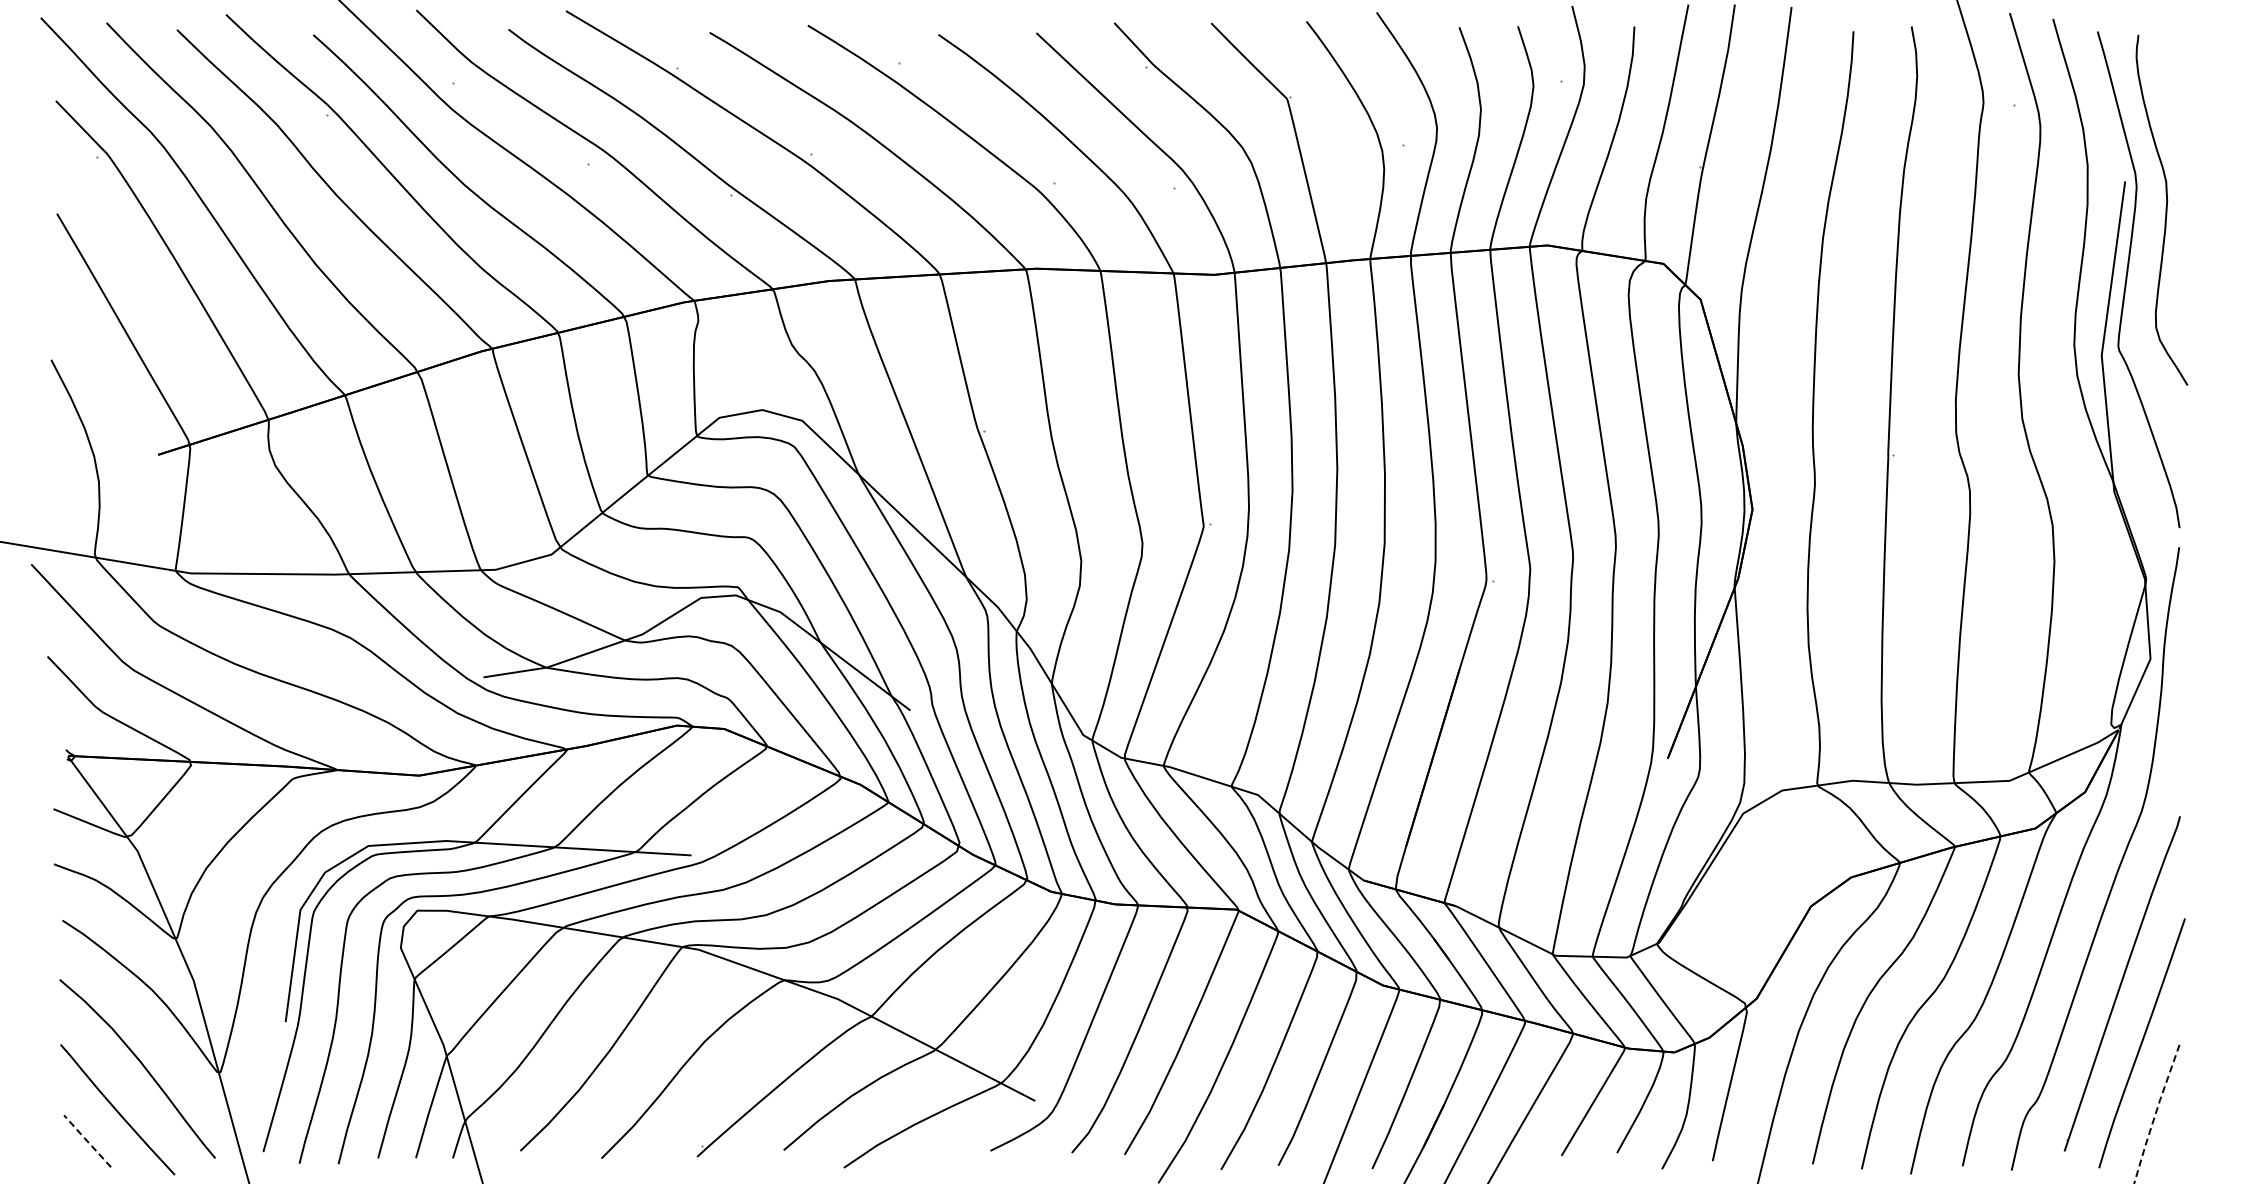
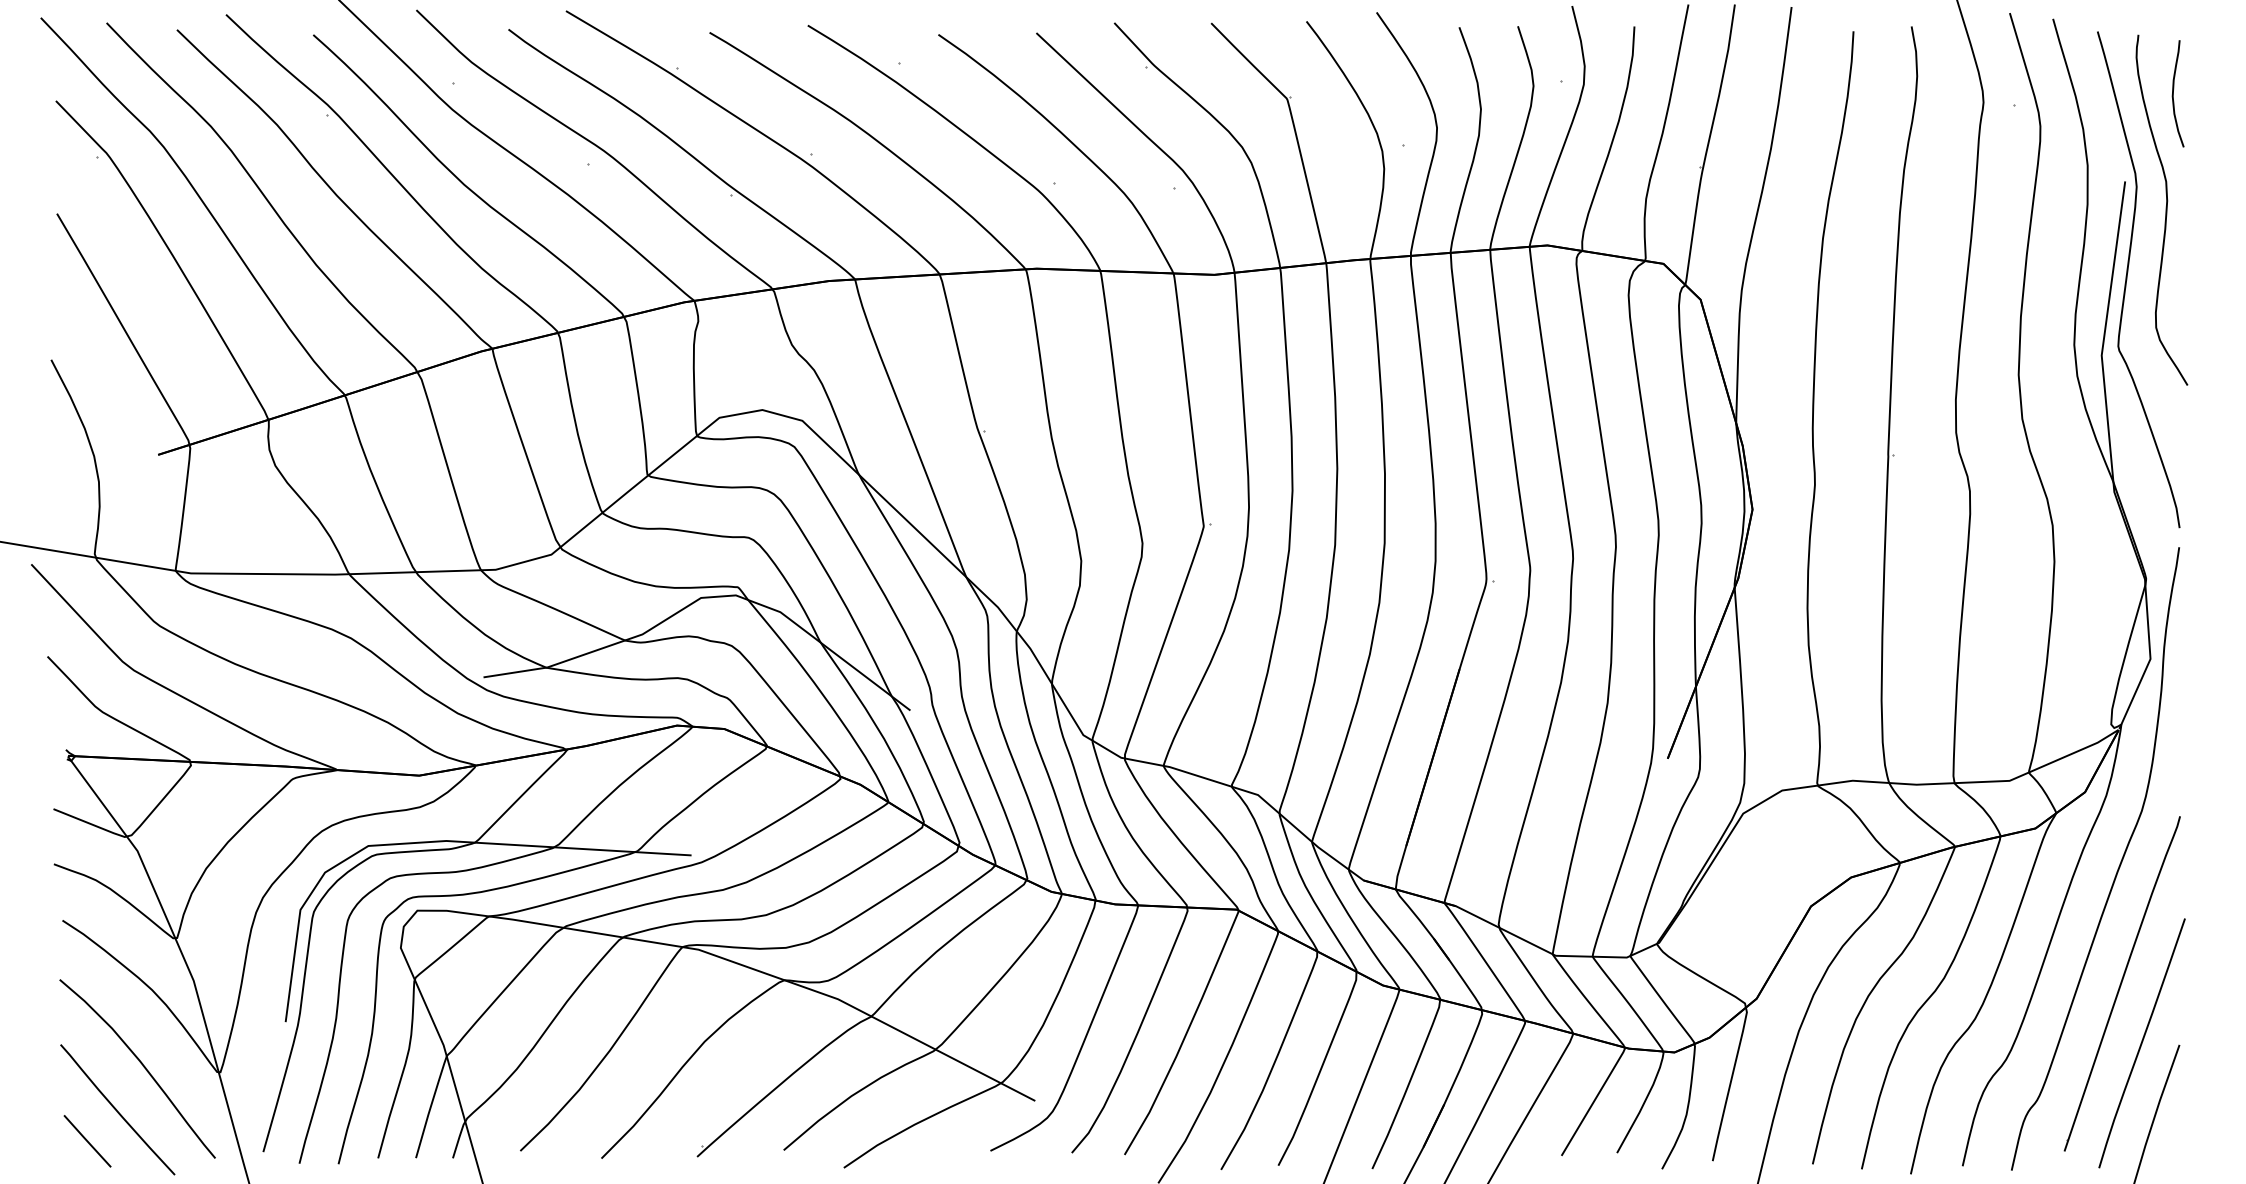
curve: none -> present (2173, 93)
line: dashed -> solid (2155, 1114)
line: dashed -> solid (87, 1141)
